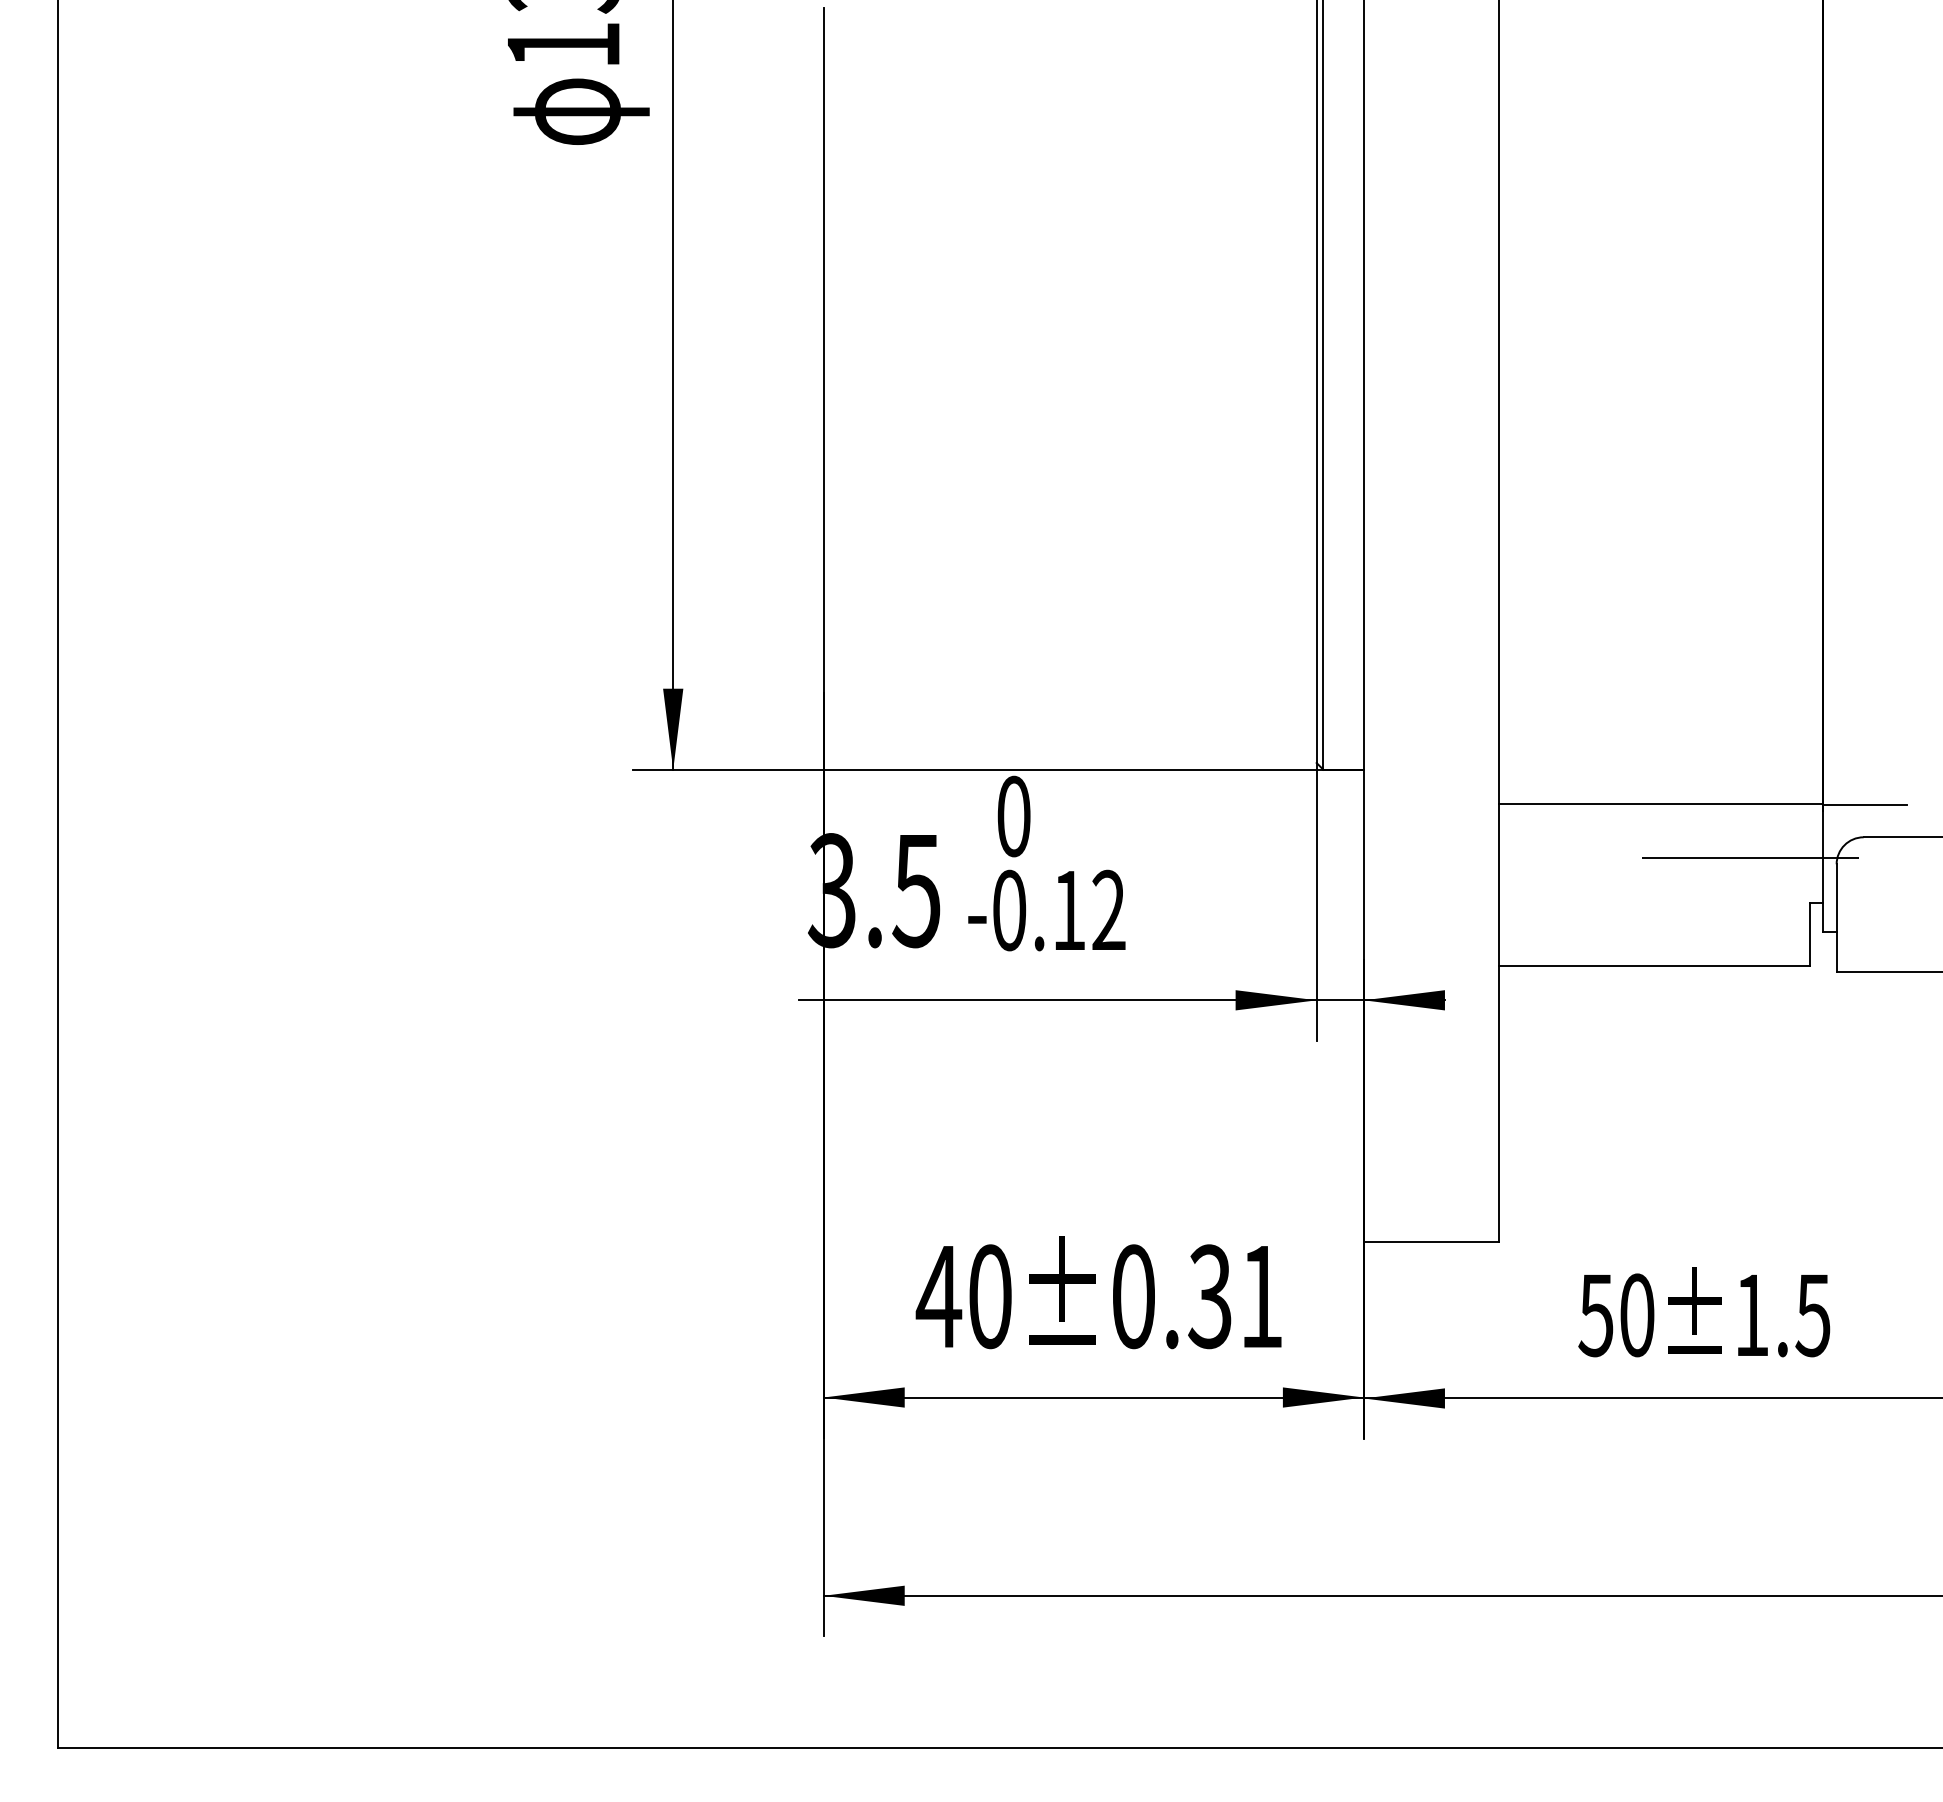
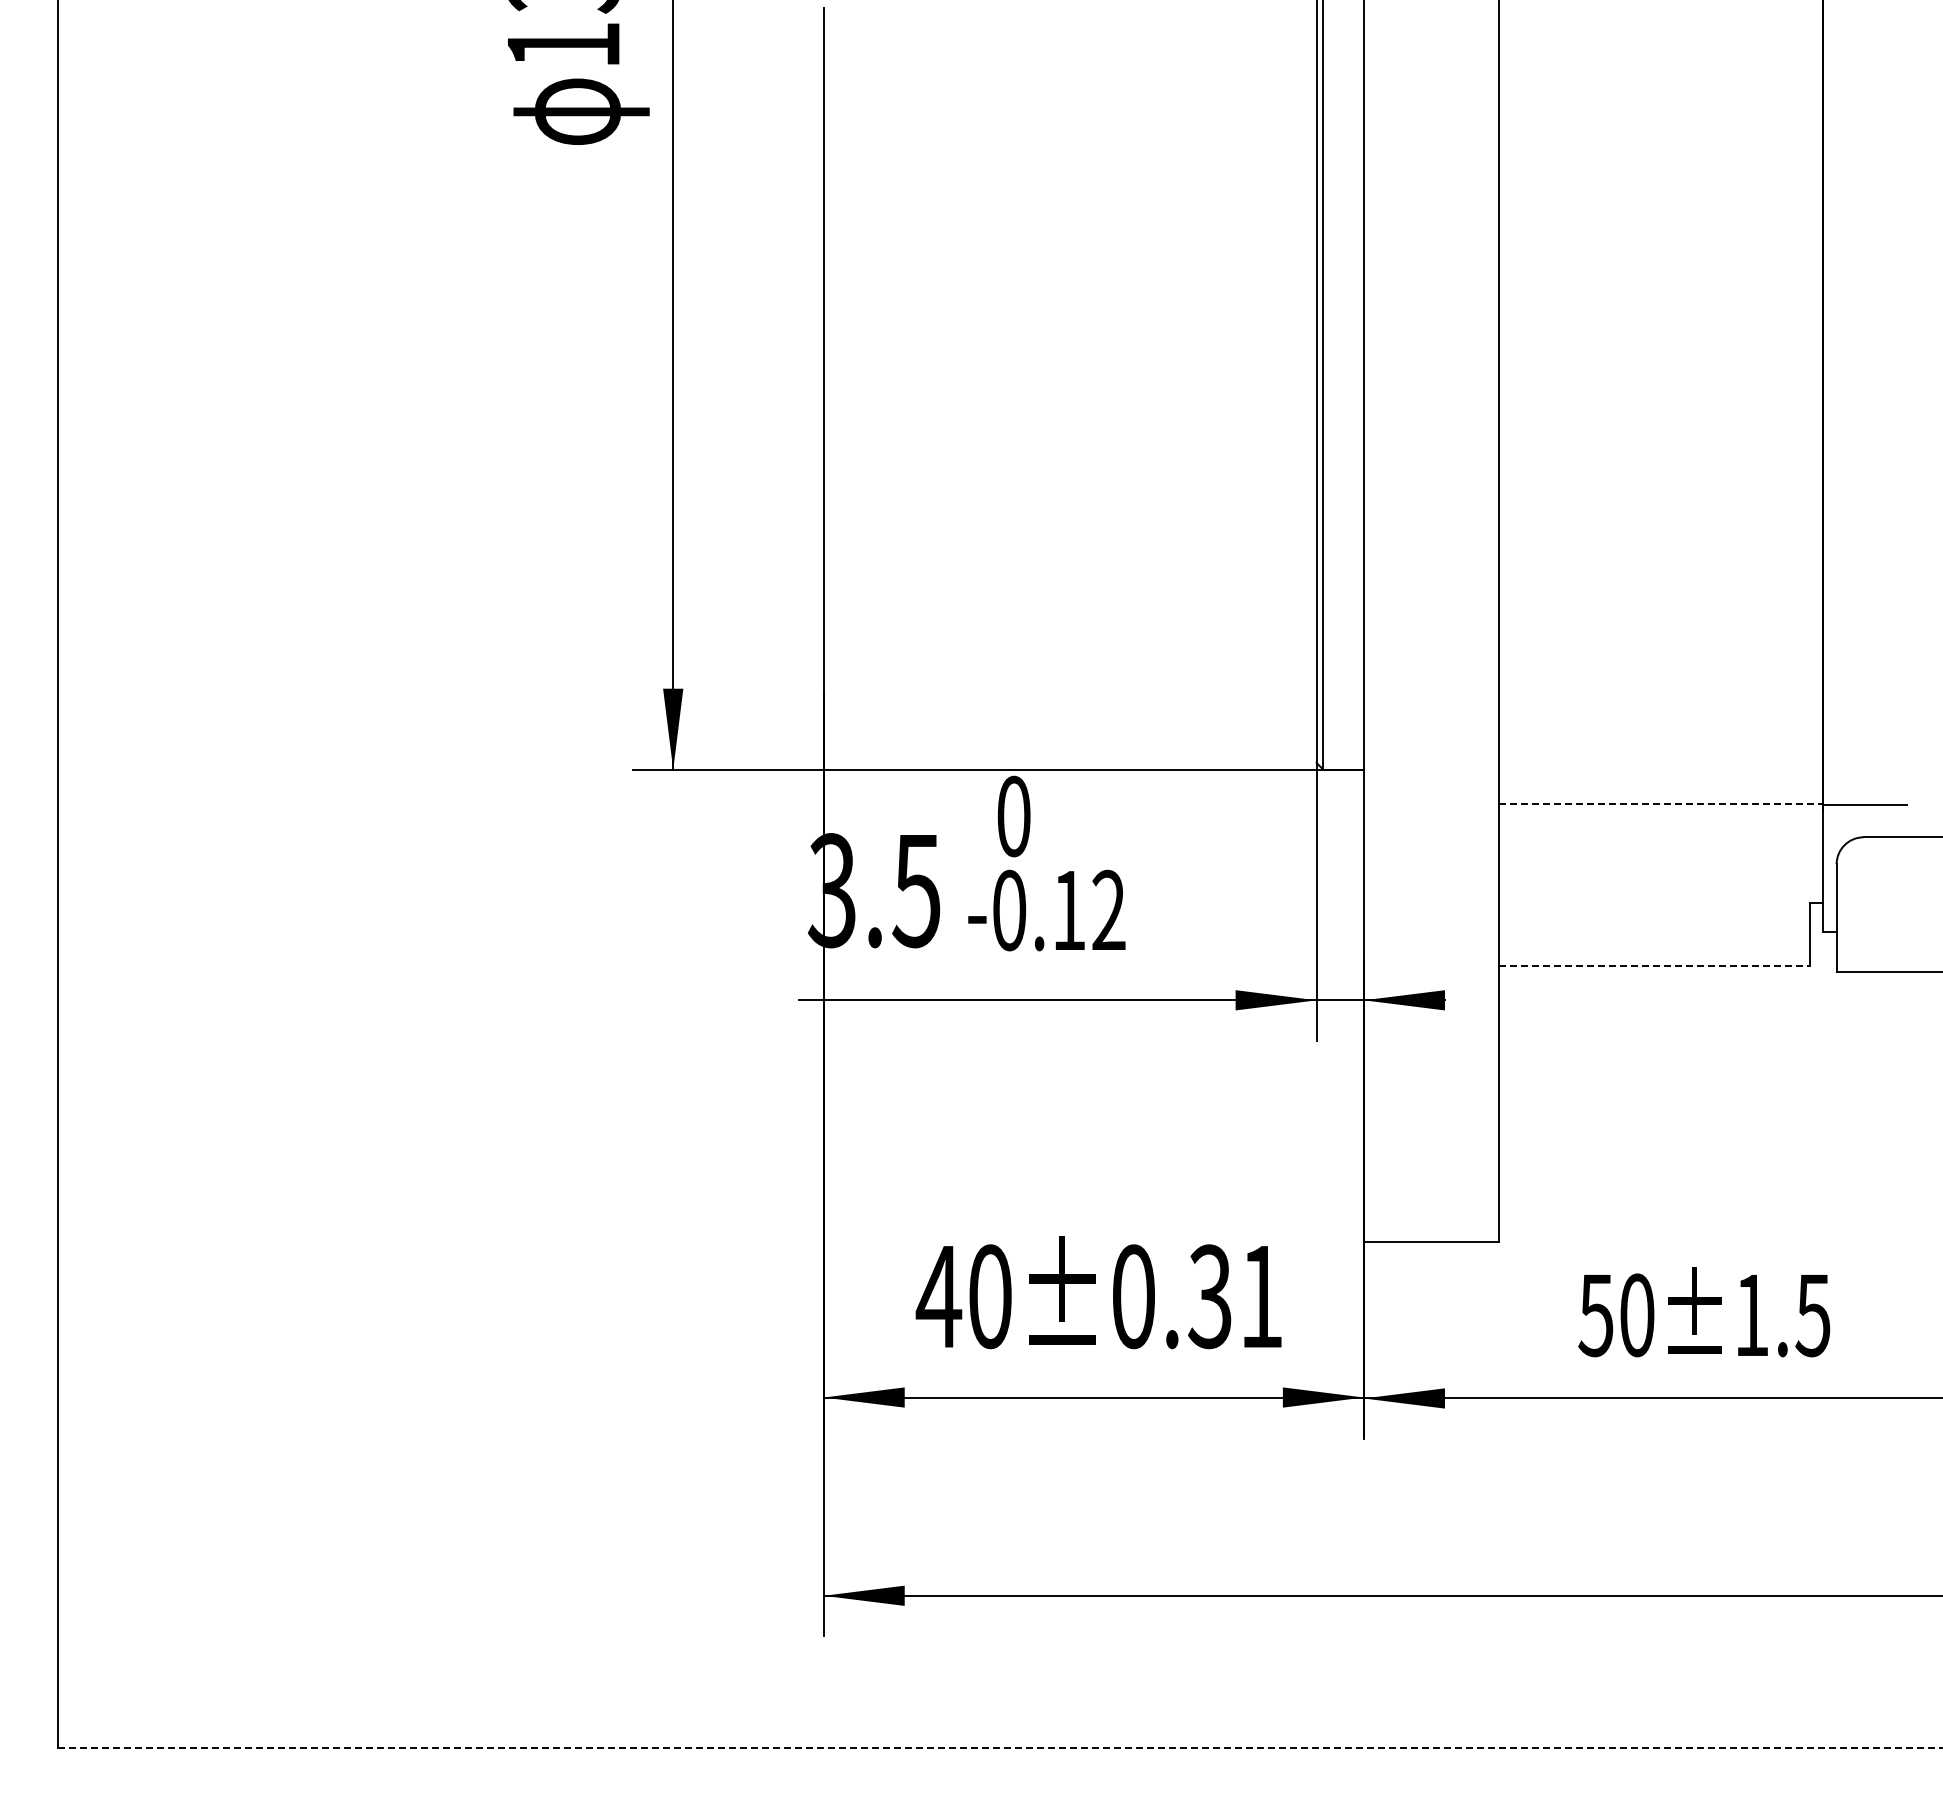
line: solid -> dashed (1661, 803)
line: present -> none (1750, 857)
line: solid -> dashed (1654, 965)
line: solid -> dashed (1000, 1748)
